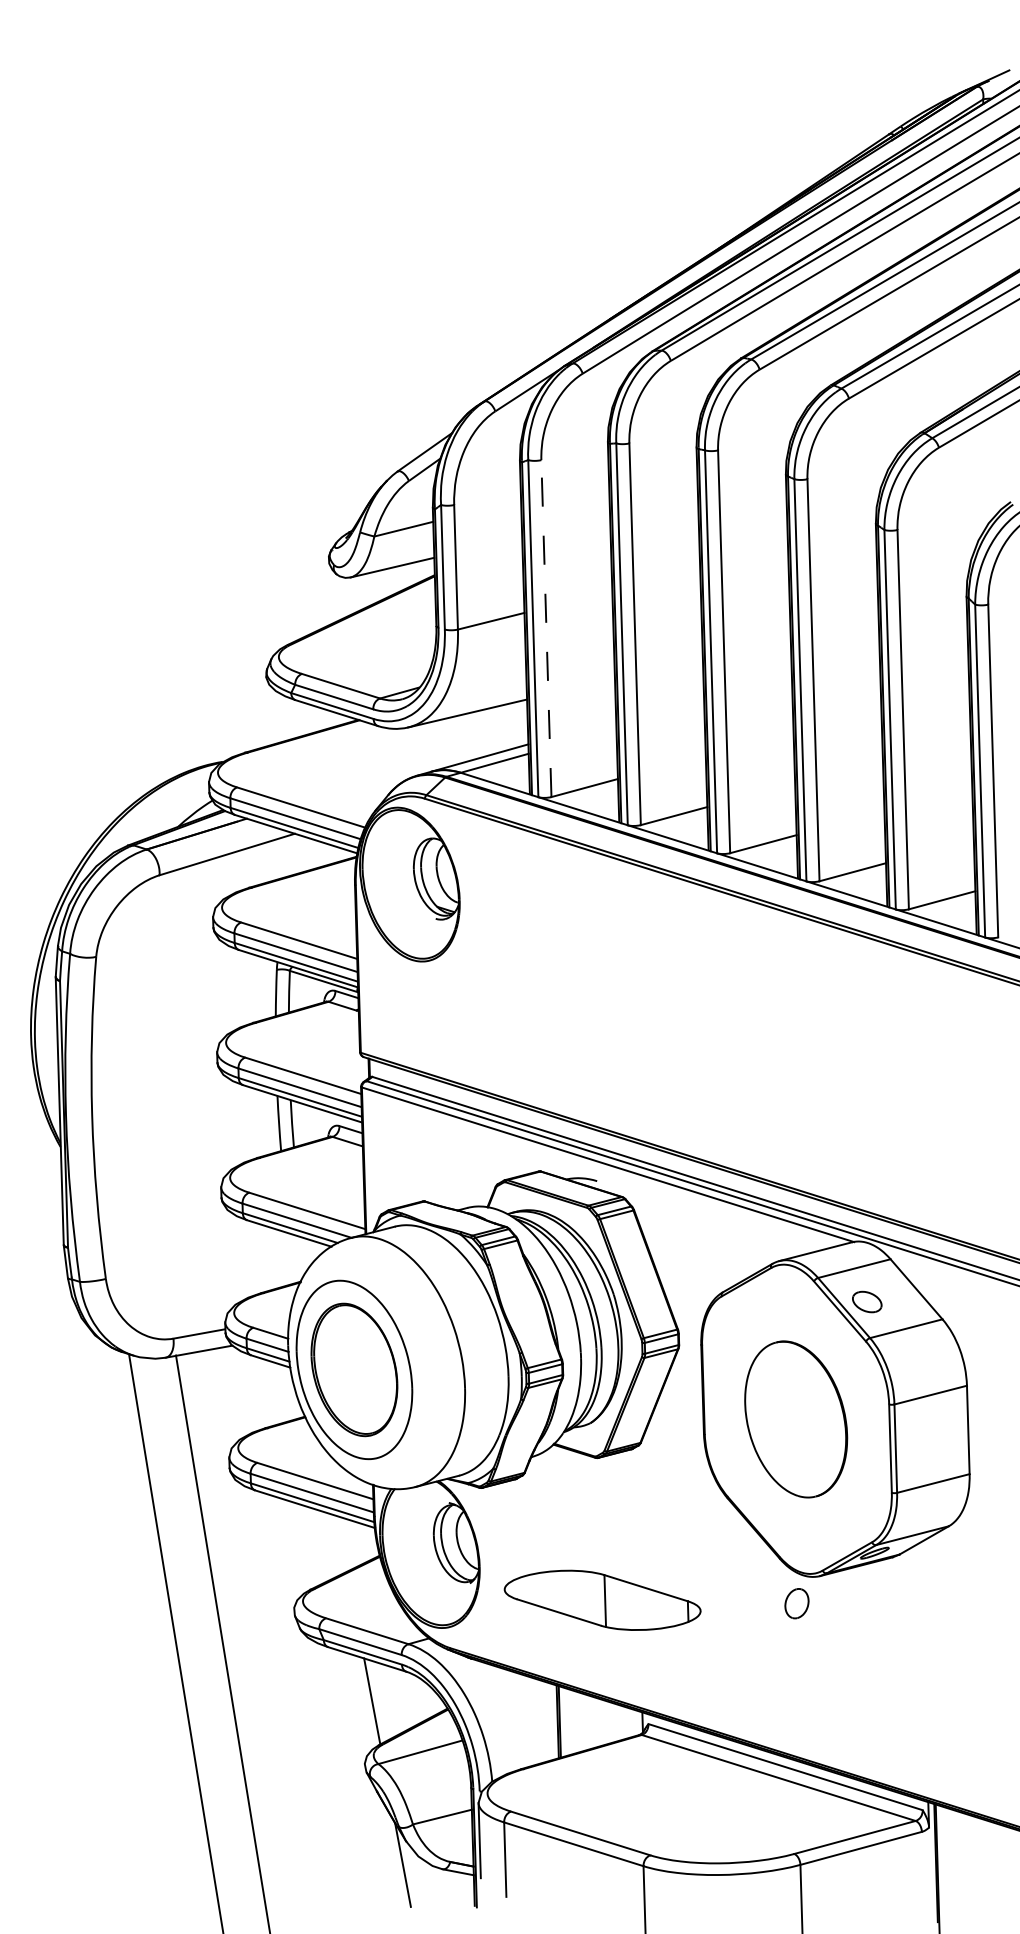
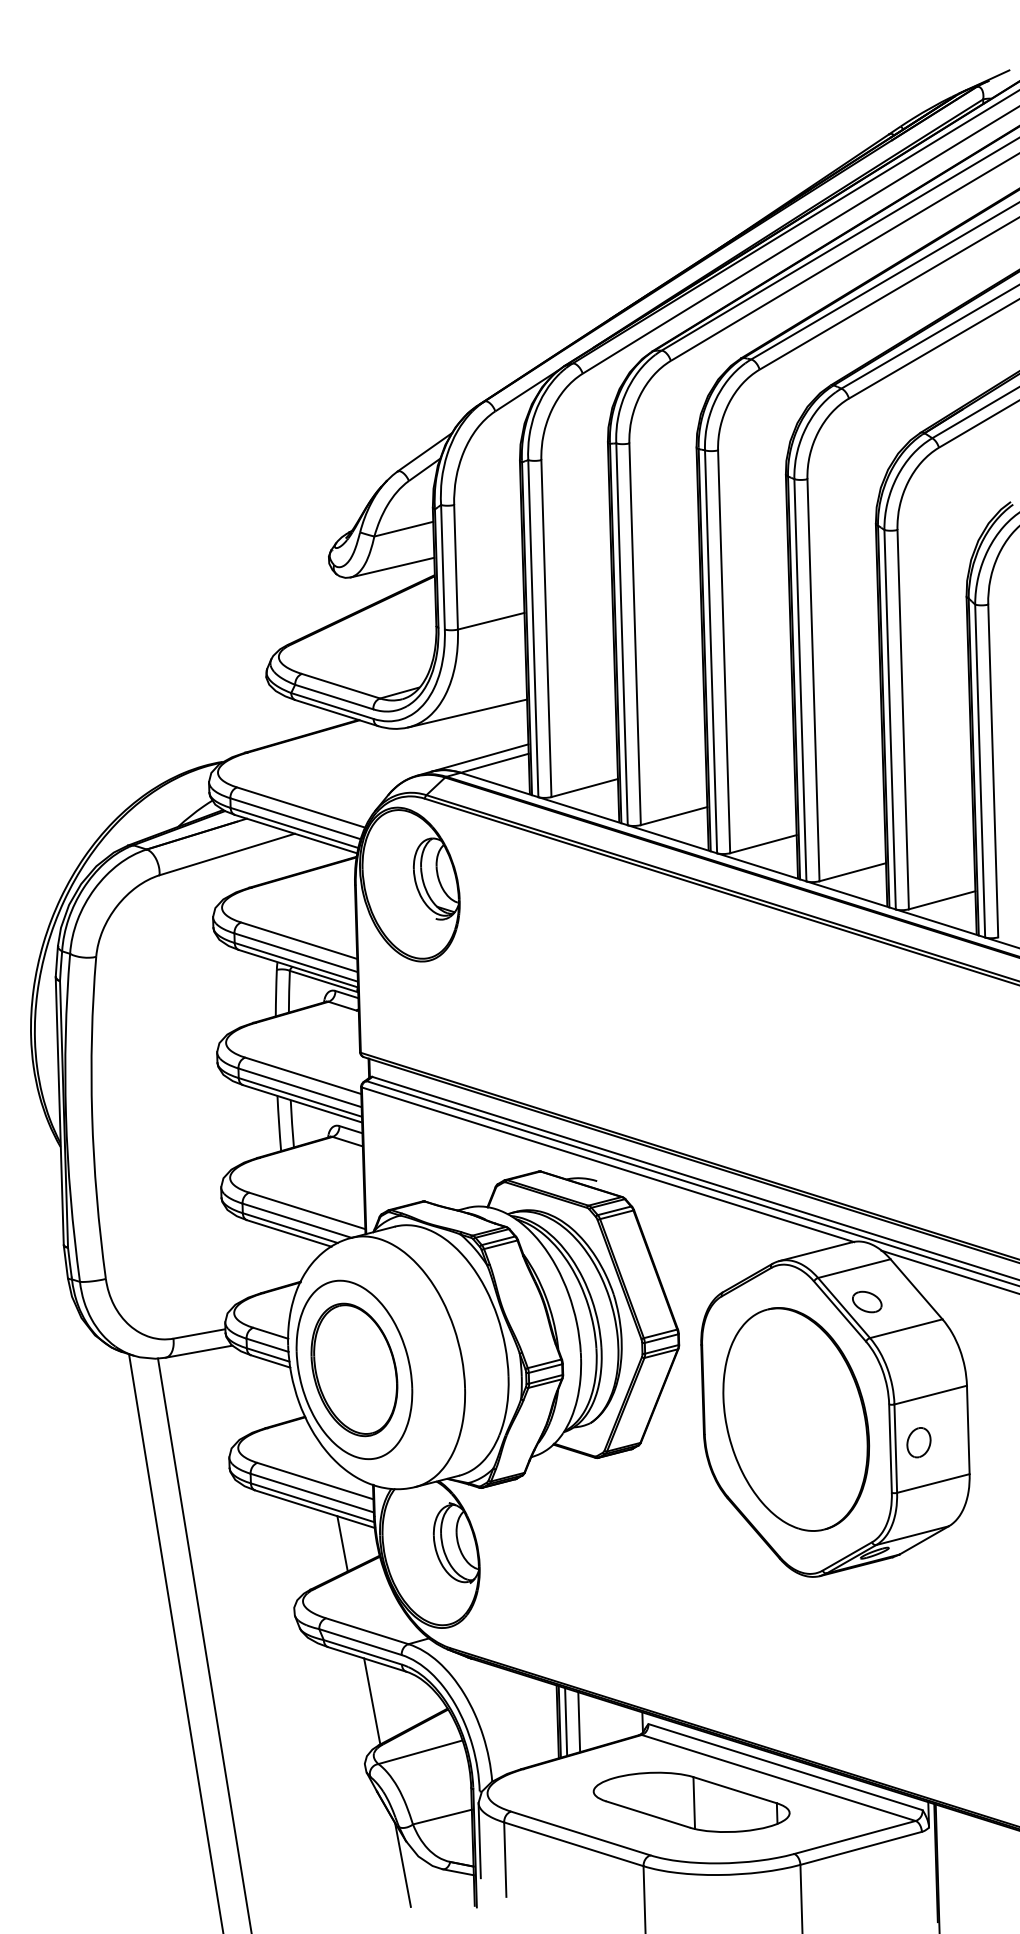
line: dashed -> solid (546, 628)
line: none -> present (948, 1271)
part size: 105x159 px -> 148x225 px (795, 1419)
line: none -> present (342, 1543)
part position: (602, 1599) -> (691, 1801) (691, 1801)
part position: (796, 1603) -> (918, 1442) (918, 1442)
line position: (222, 1642) -> (204, 1644) (204, 1644)
line: none -> present (566, 1721)
line: none -> present (579, 1722)
